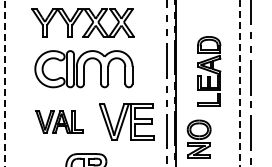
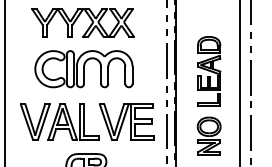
line: dashed -> solid (4, 83)
line: dashed -> solid (239, 83)
part size: 49x24 px -> 80x38 px (59, 121)
part position: (198, 138) -> (208, 135) (208, 135)
